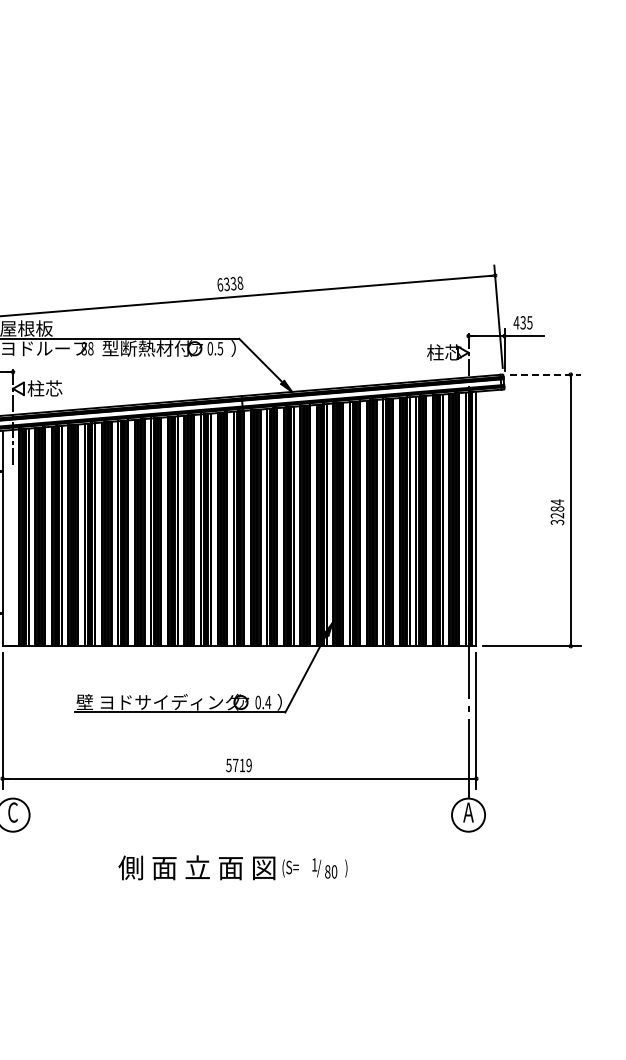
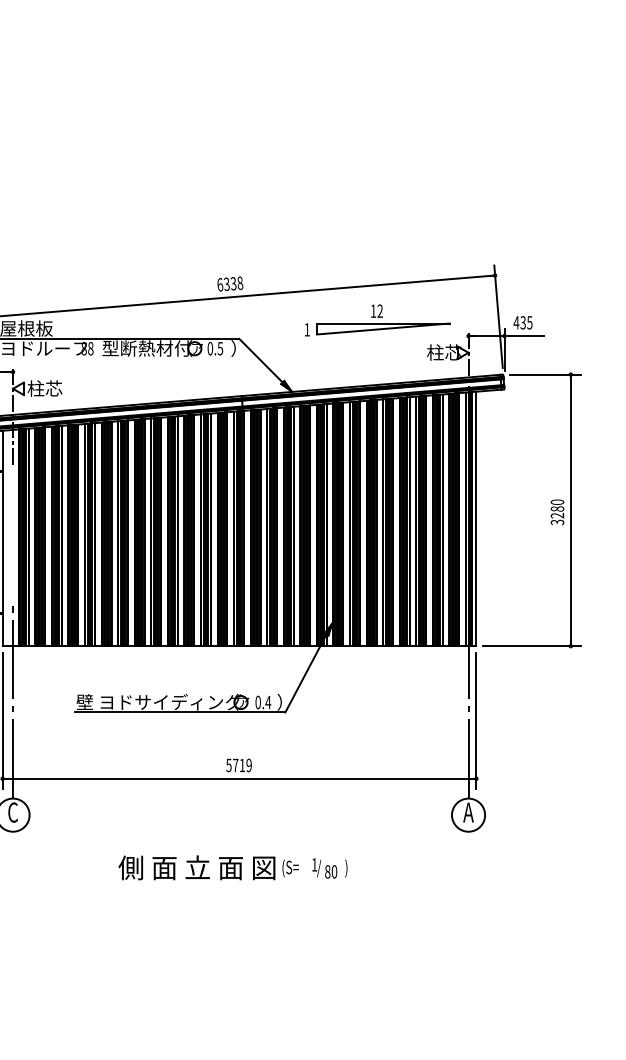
part: none -> present (377, 320)
line: dashed -> solid (545, 374)
text: 3284 -> 3280 (557, 502)
line: none -> present (13, 701)
